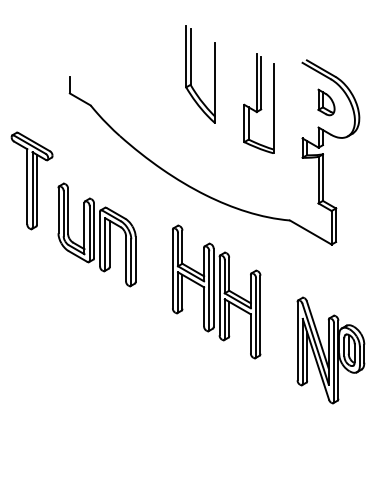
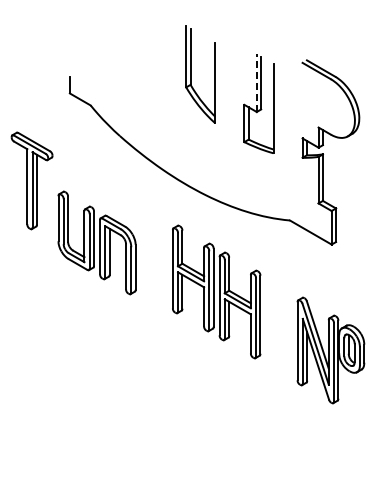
line: solid -> dashed (256, 83)
part: present -> none (326, 102)
part position: (96, 234) -> (96, 242) (96, 242)
